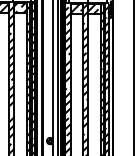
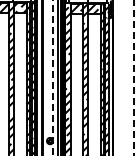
line: solid -> dashed (133, 77)
line: solid -> dashed (52, 78)
